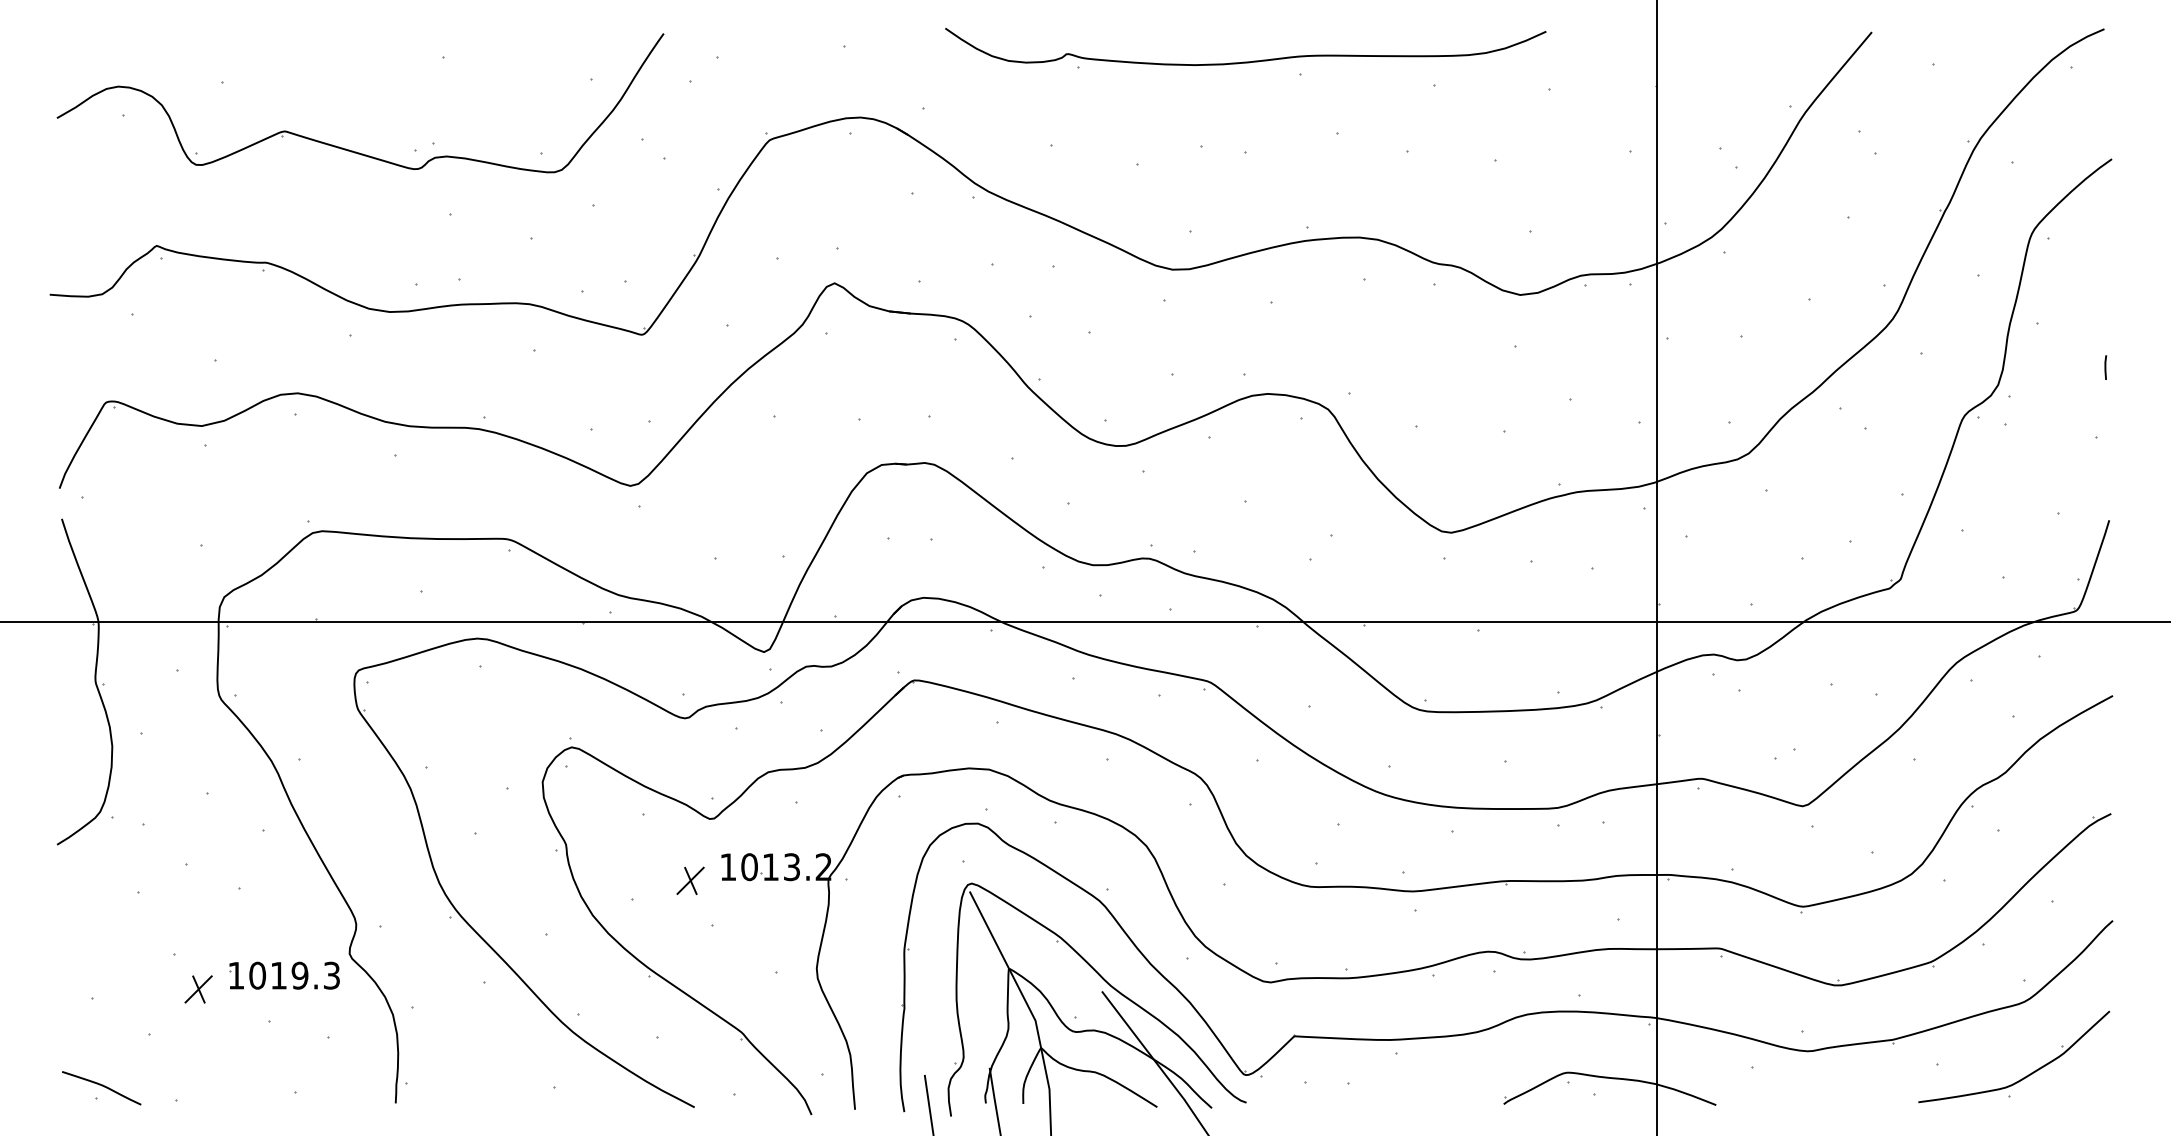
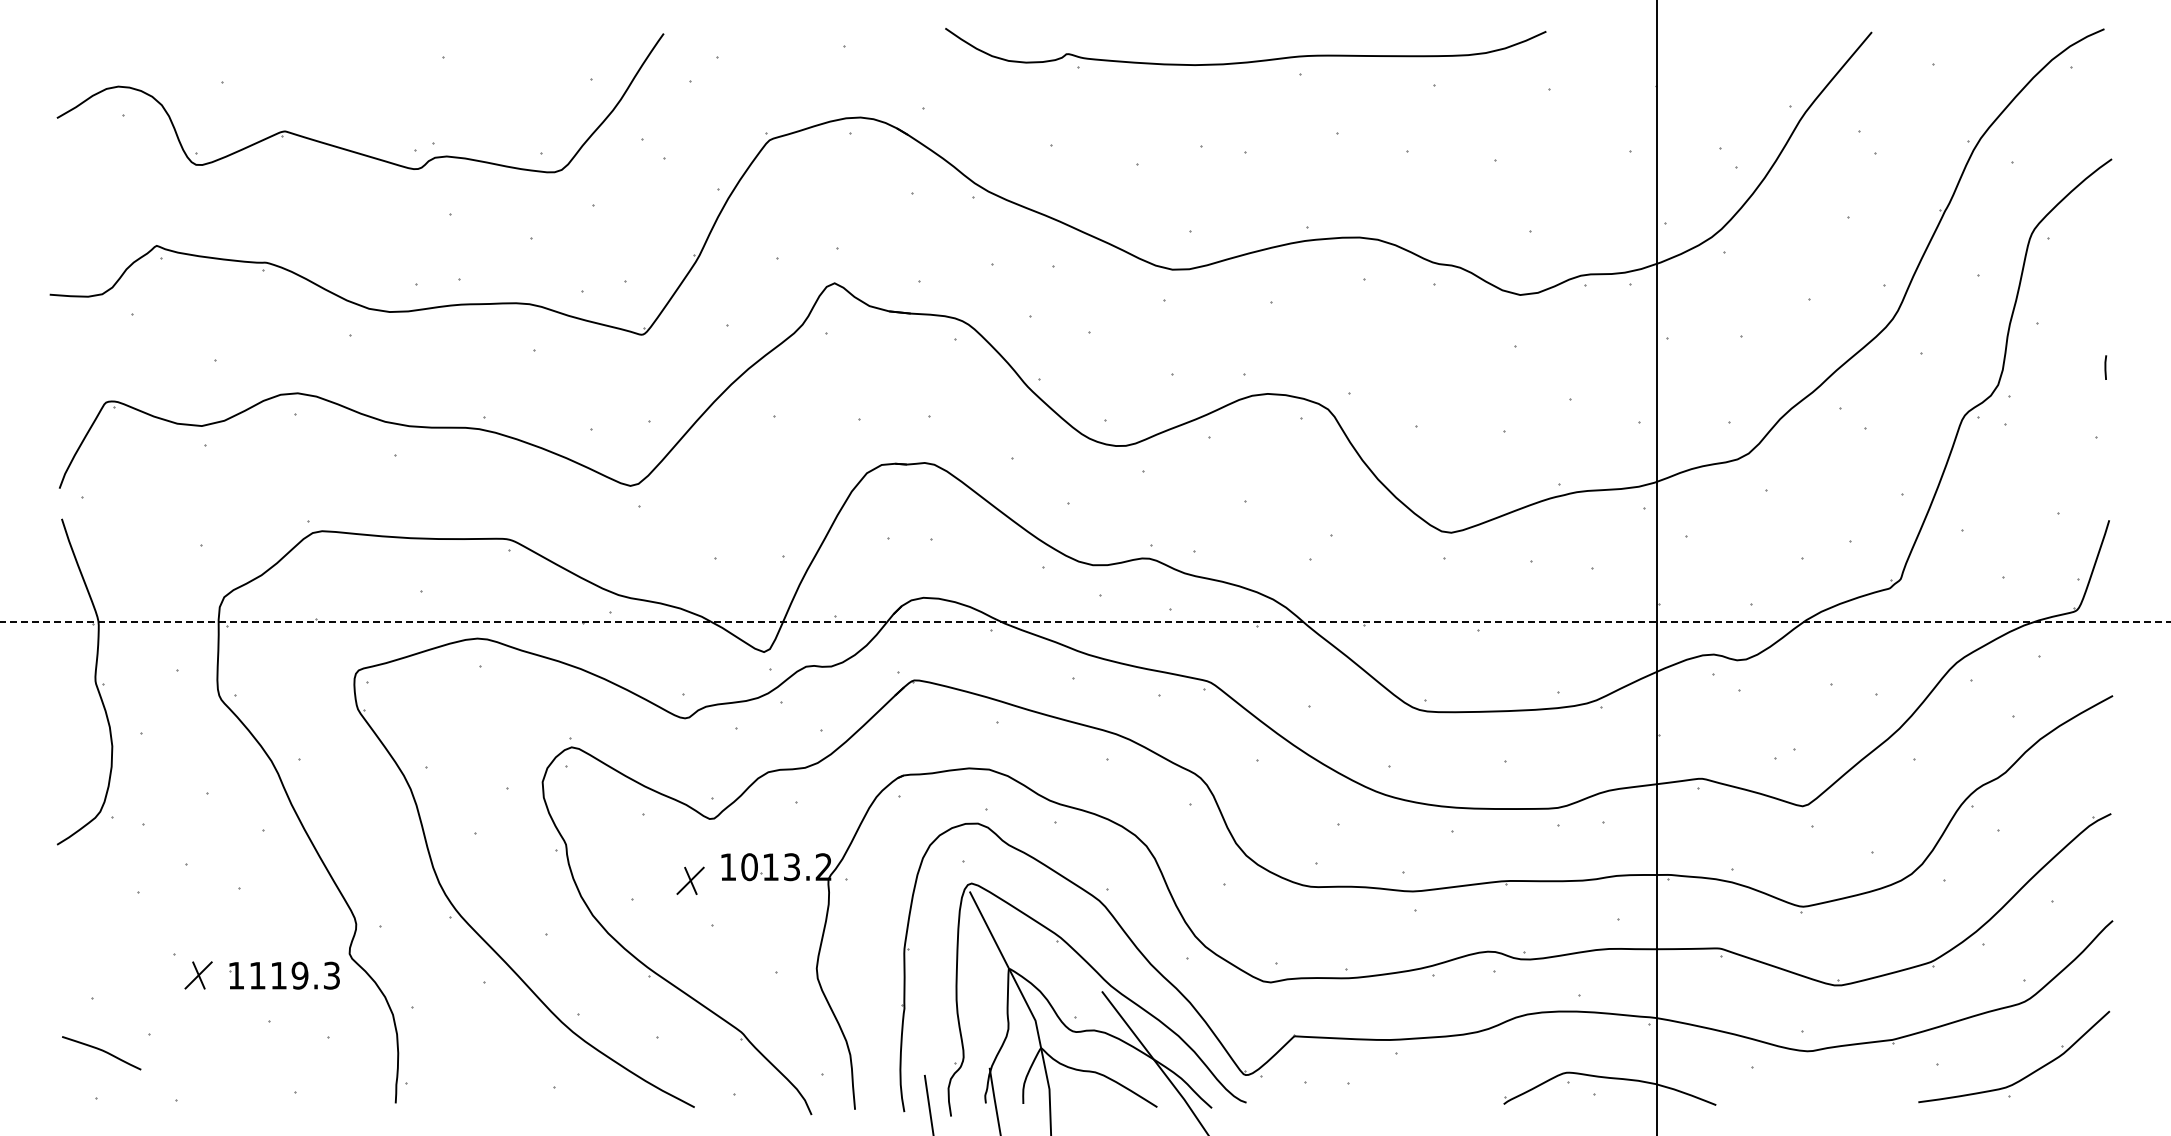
line: solid -> dashed (1086, 622)
text: 1019.3 -> 1119.3 (257, 975)
part position: (198, 989) -> (198, 975) (198, 975)
curve position: (101, 1086) -> (101, 1051) (101, 1051)
